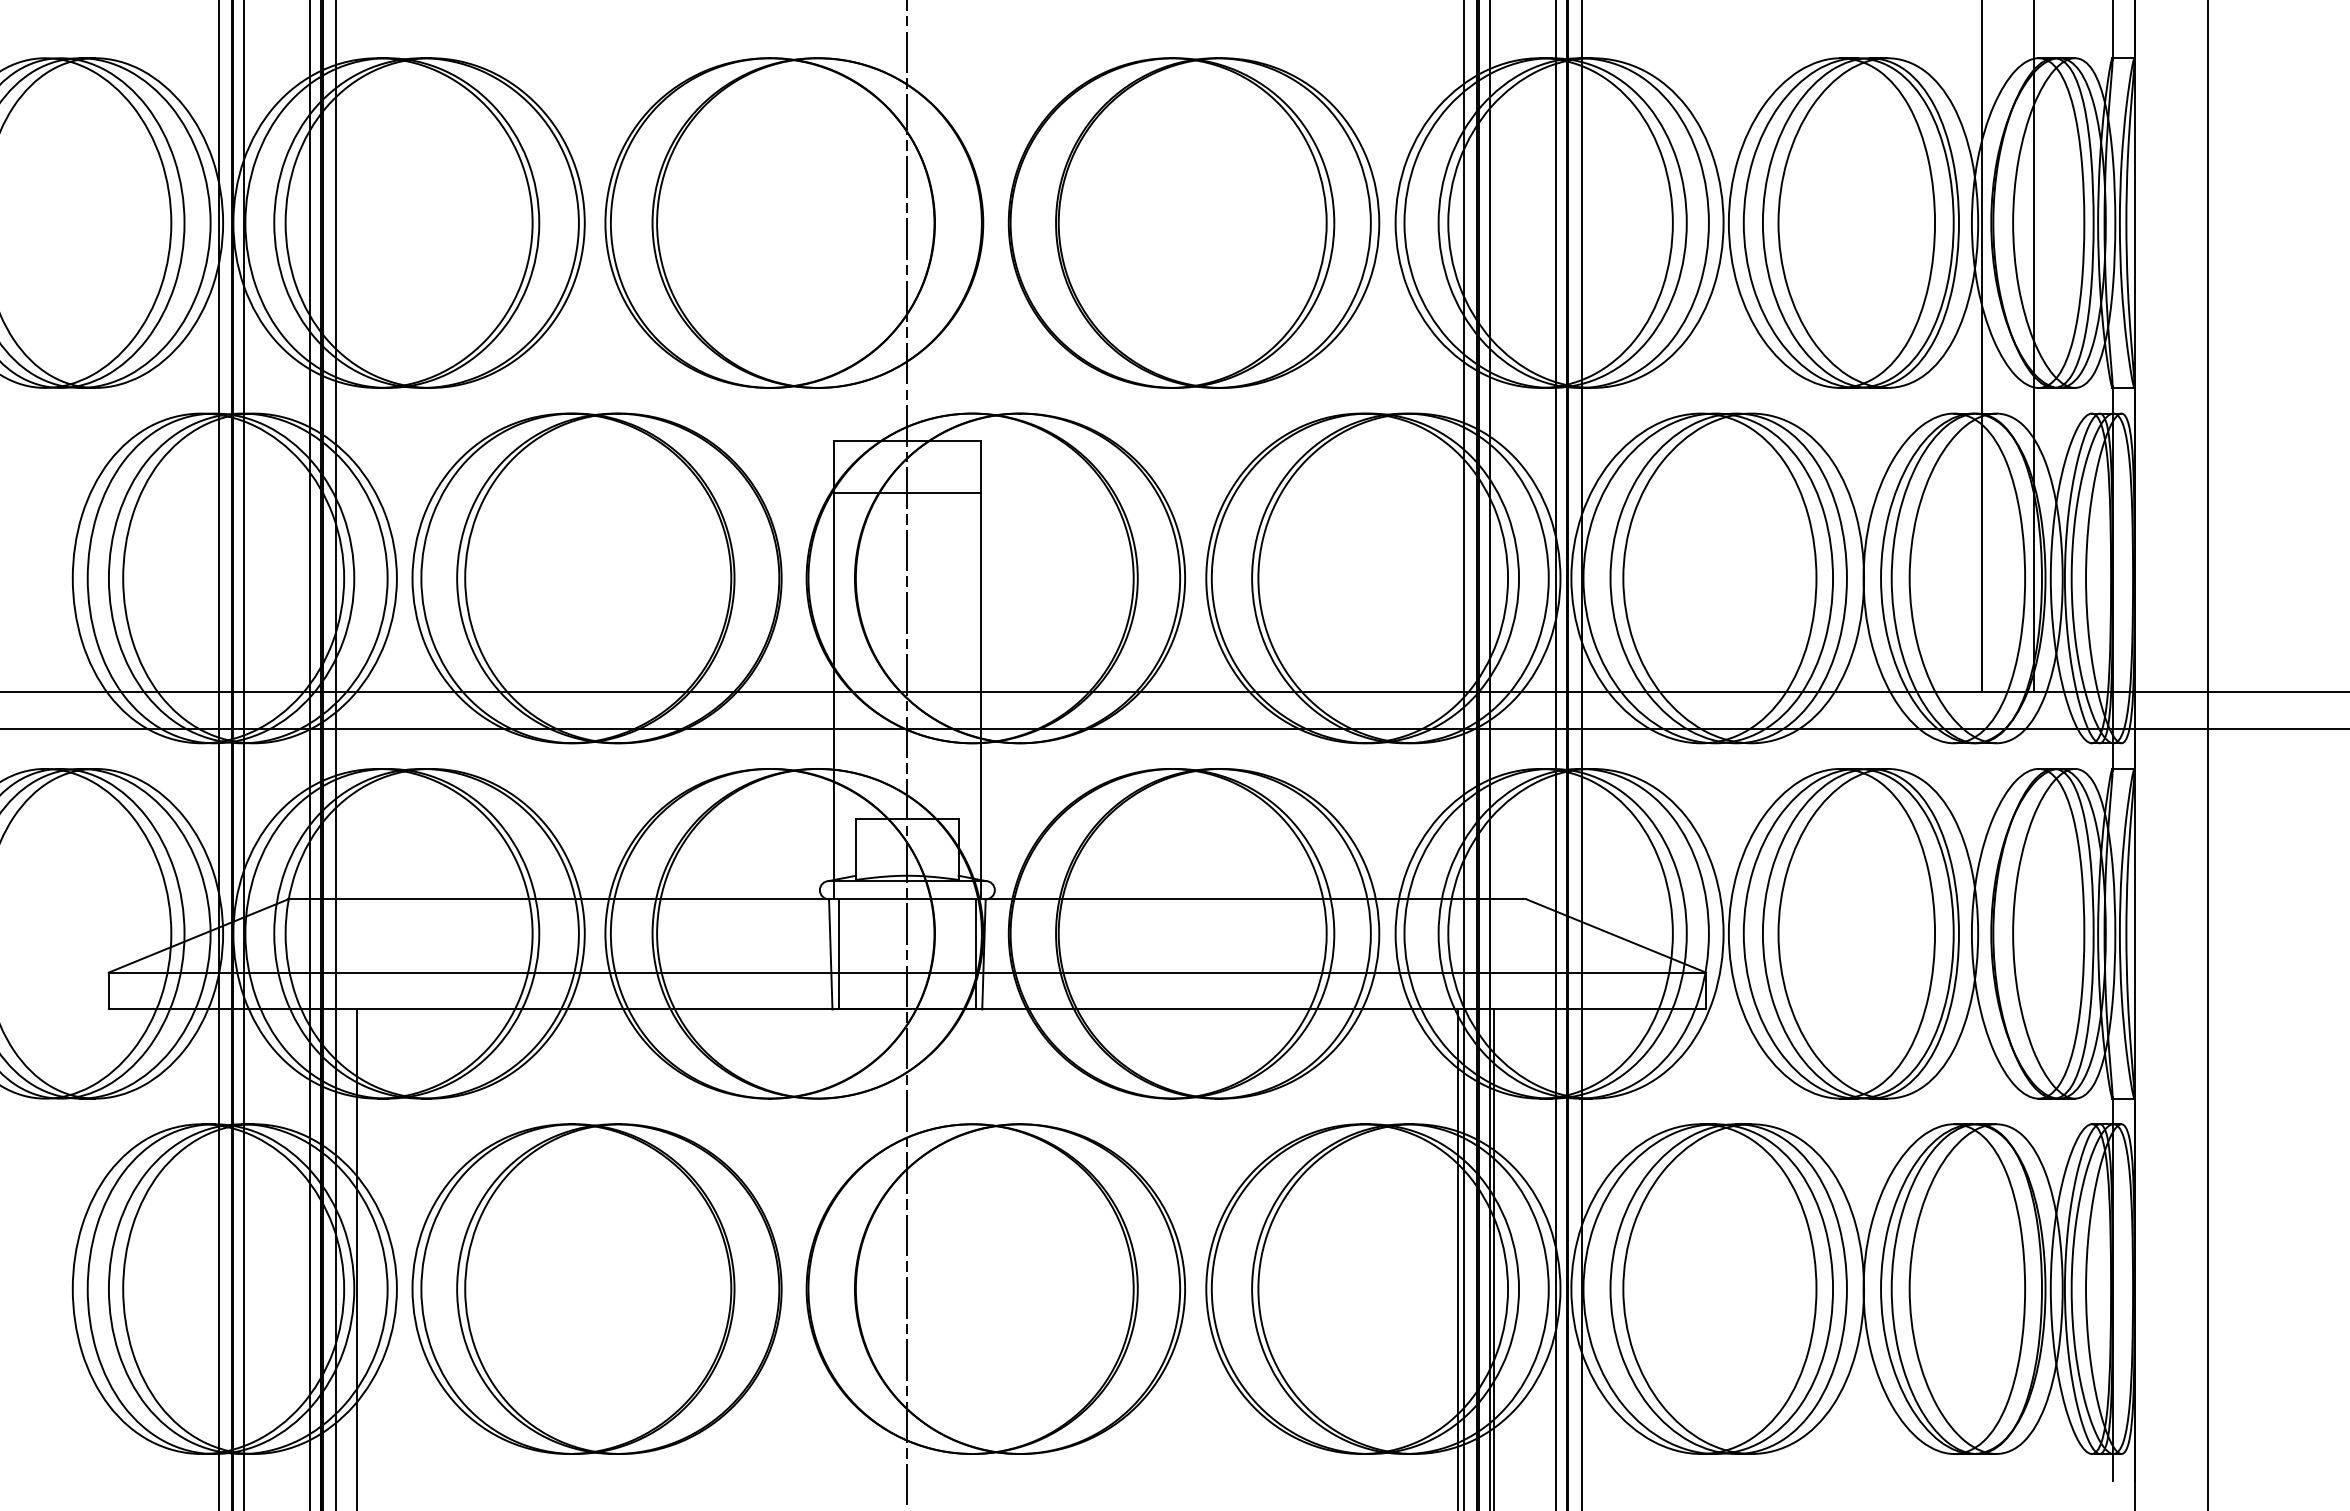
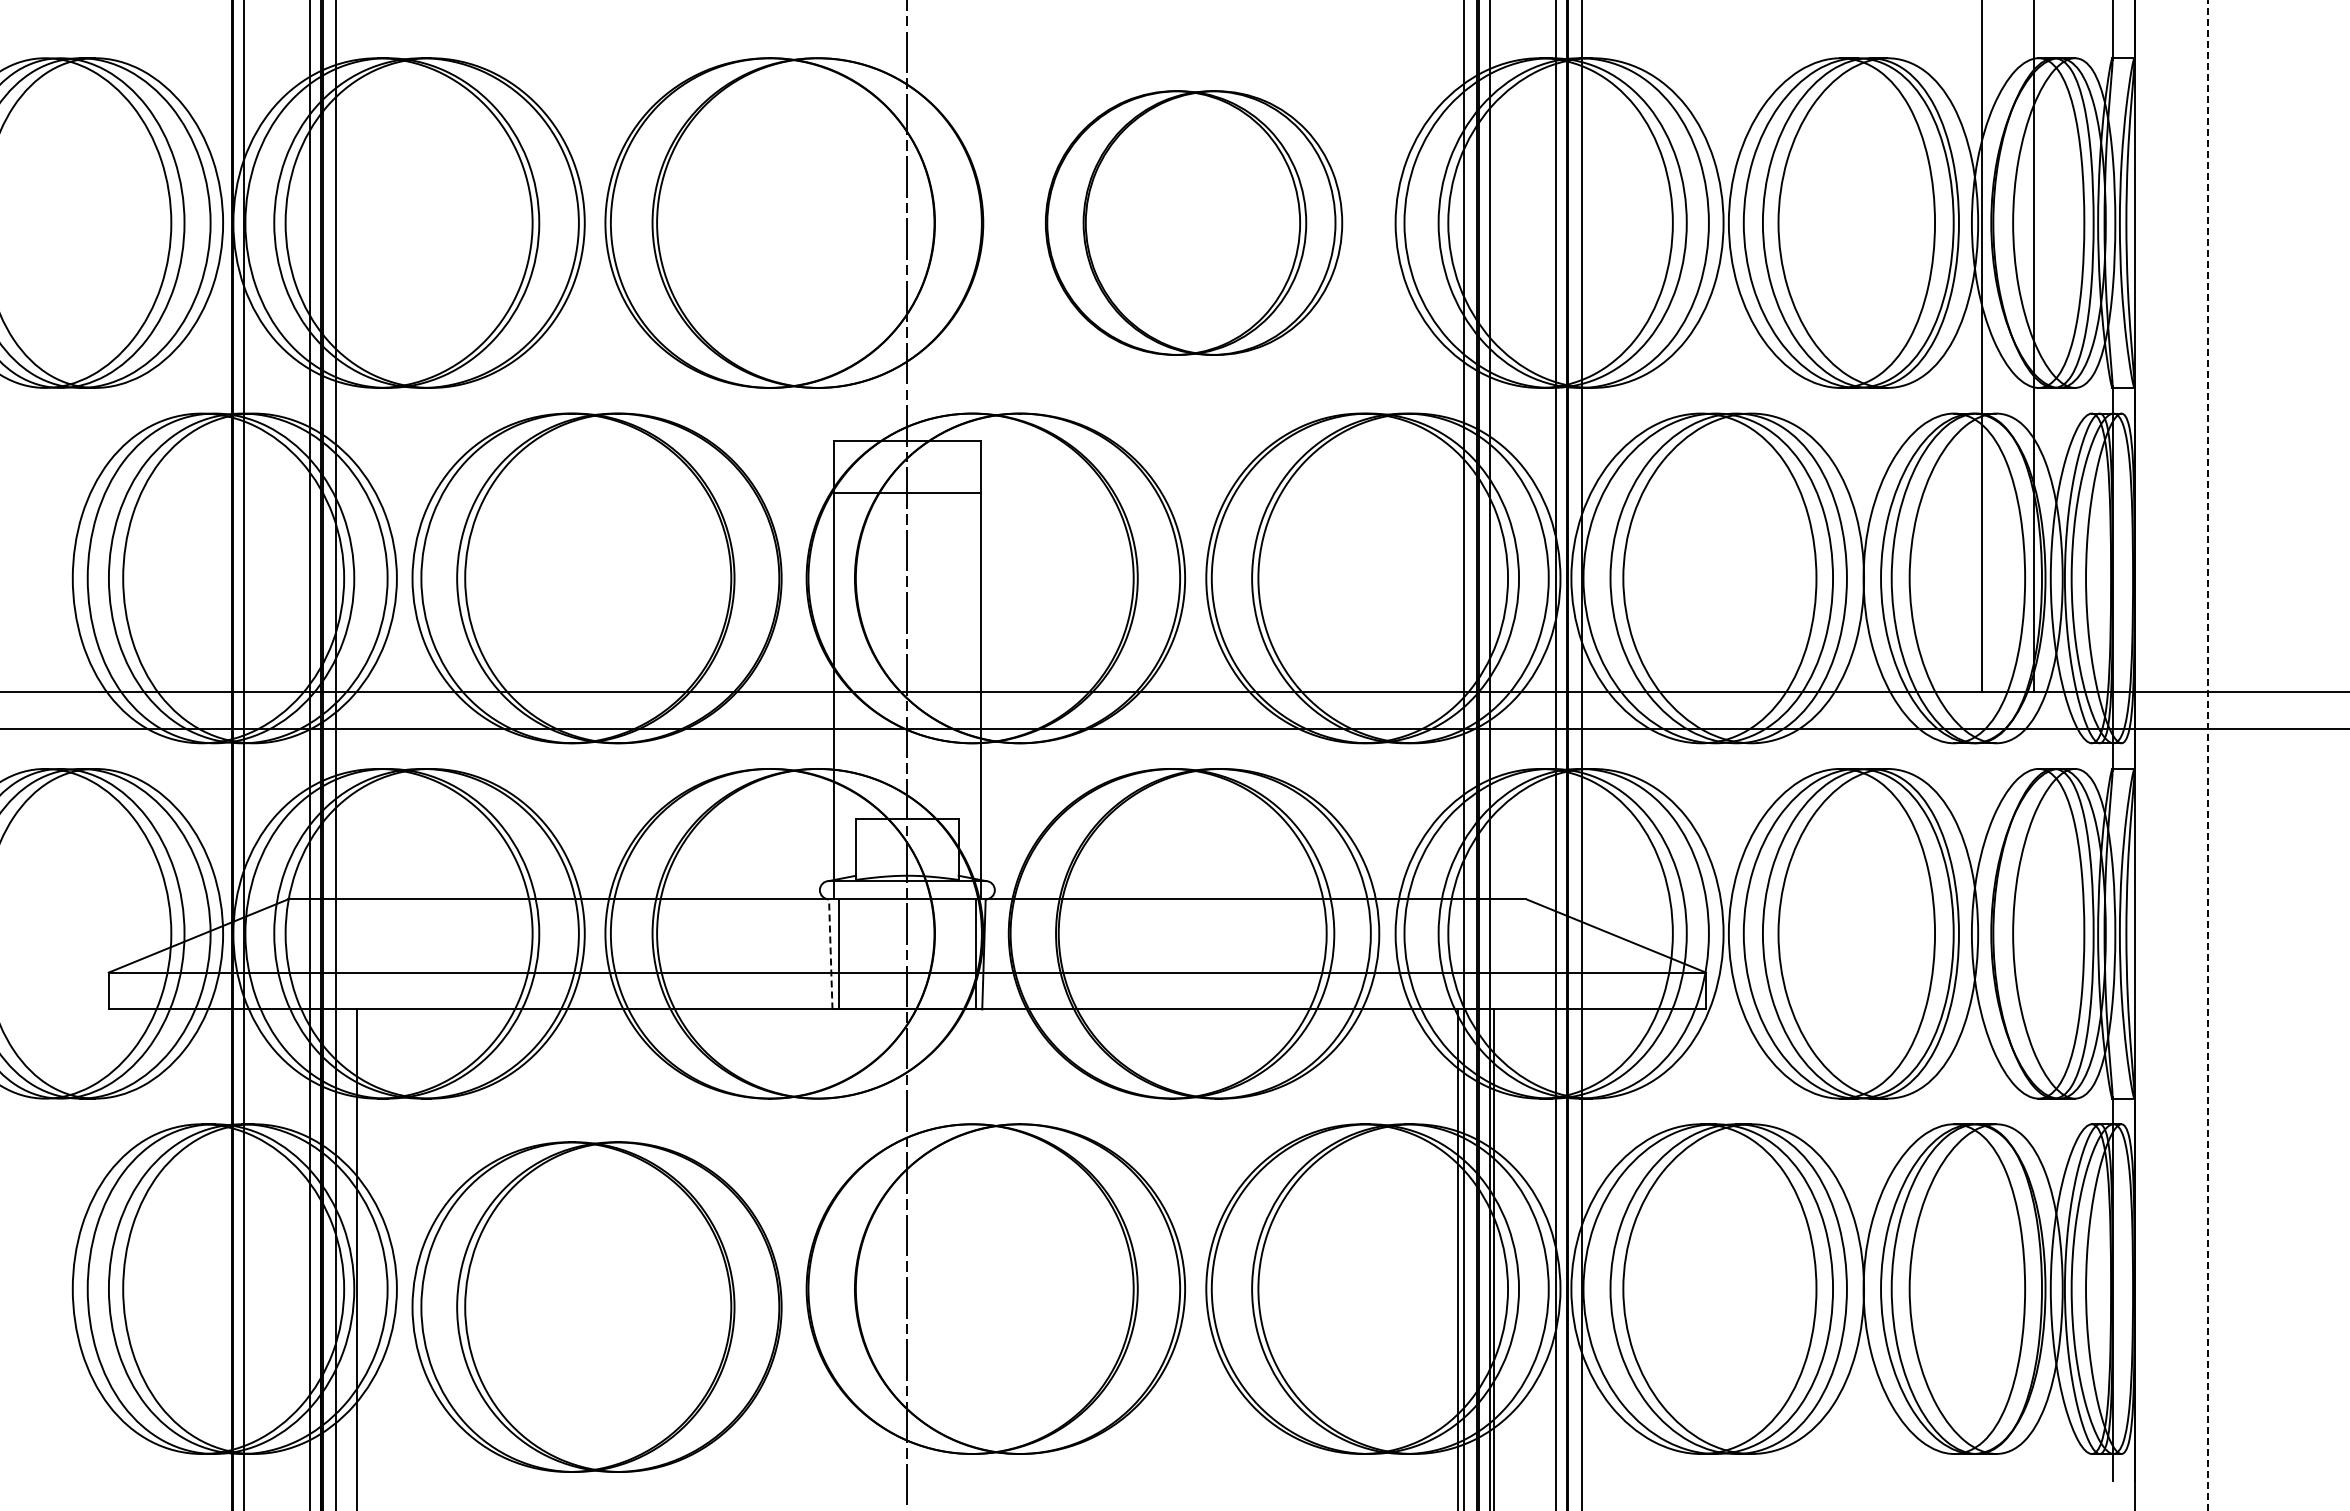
part size: 374x332 px -> 300x266 px (1193, 222)
line: present -> none (218, 754)
line: solid -> dashed (2207, 755)
line: solid -> dashed (830, 953)
part position: (596, 1288) -> (596, 1306) (596, 1306)
